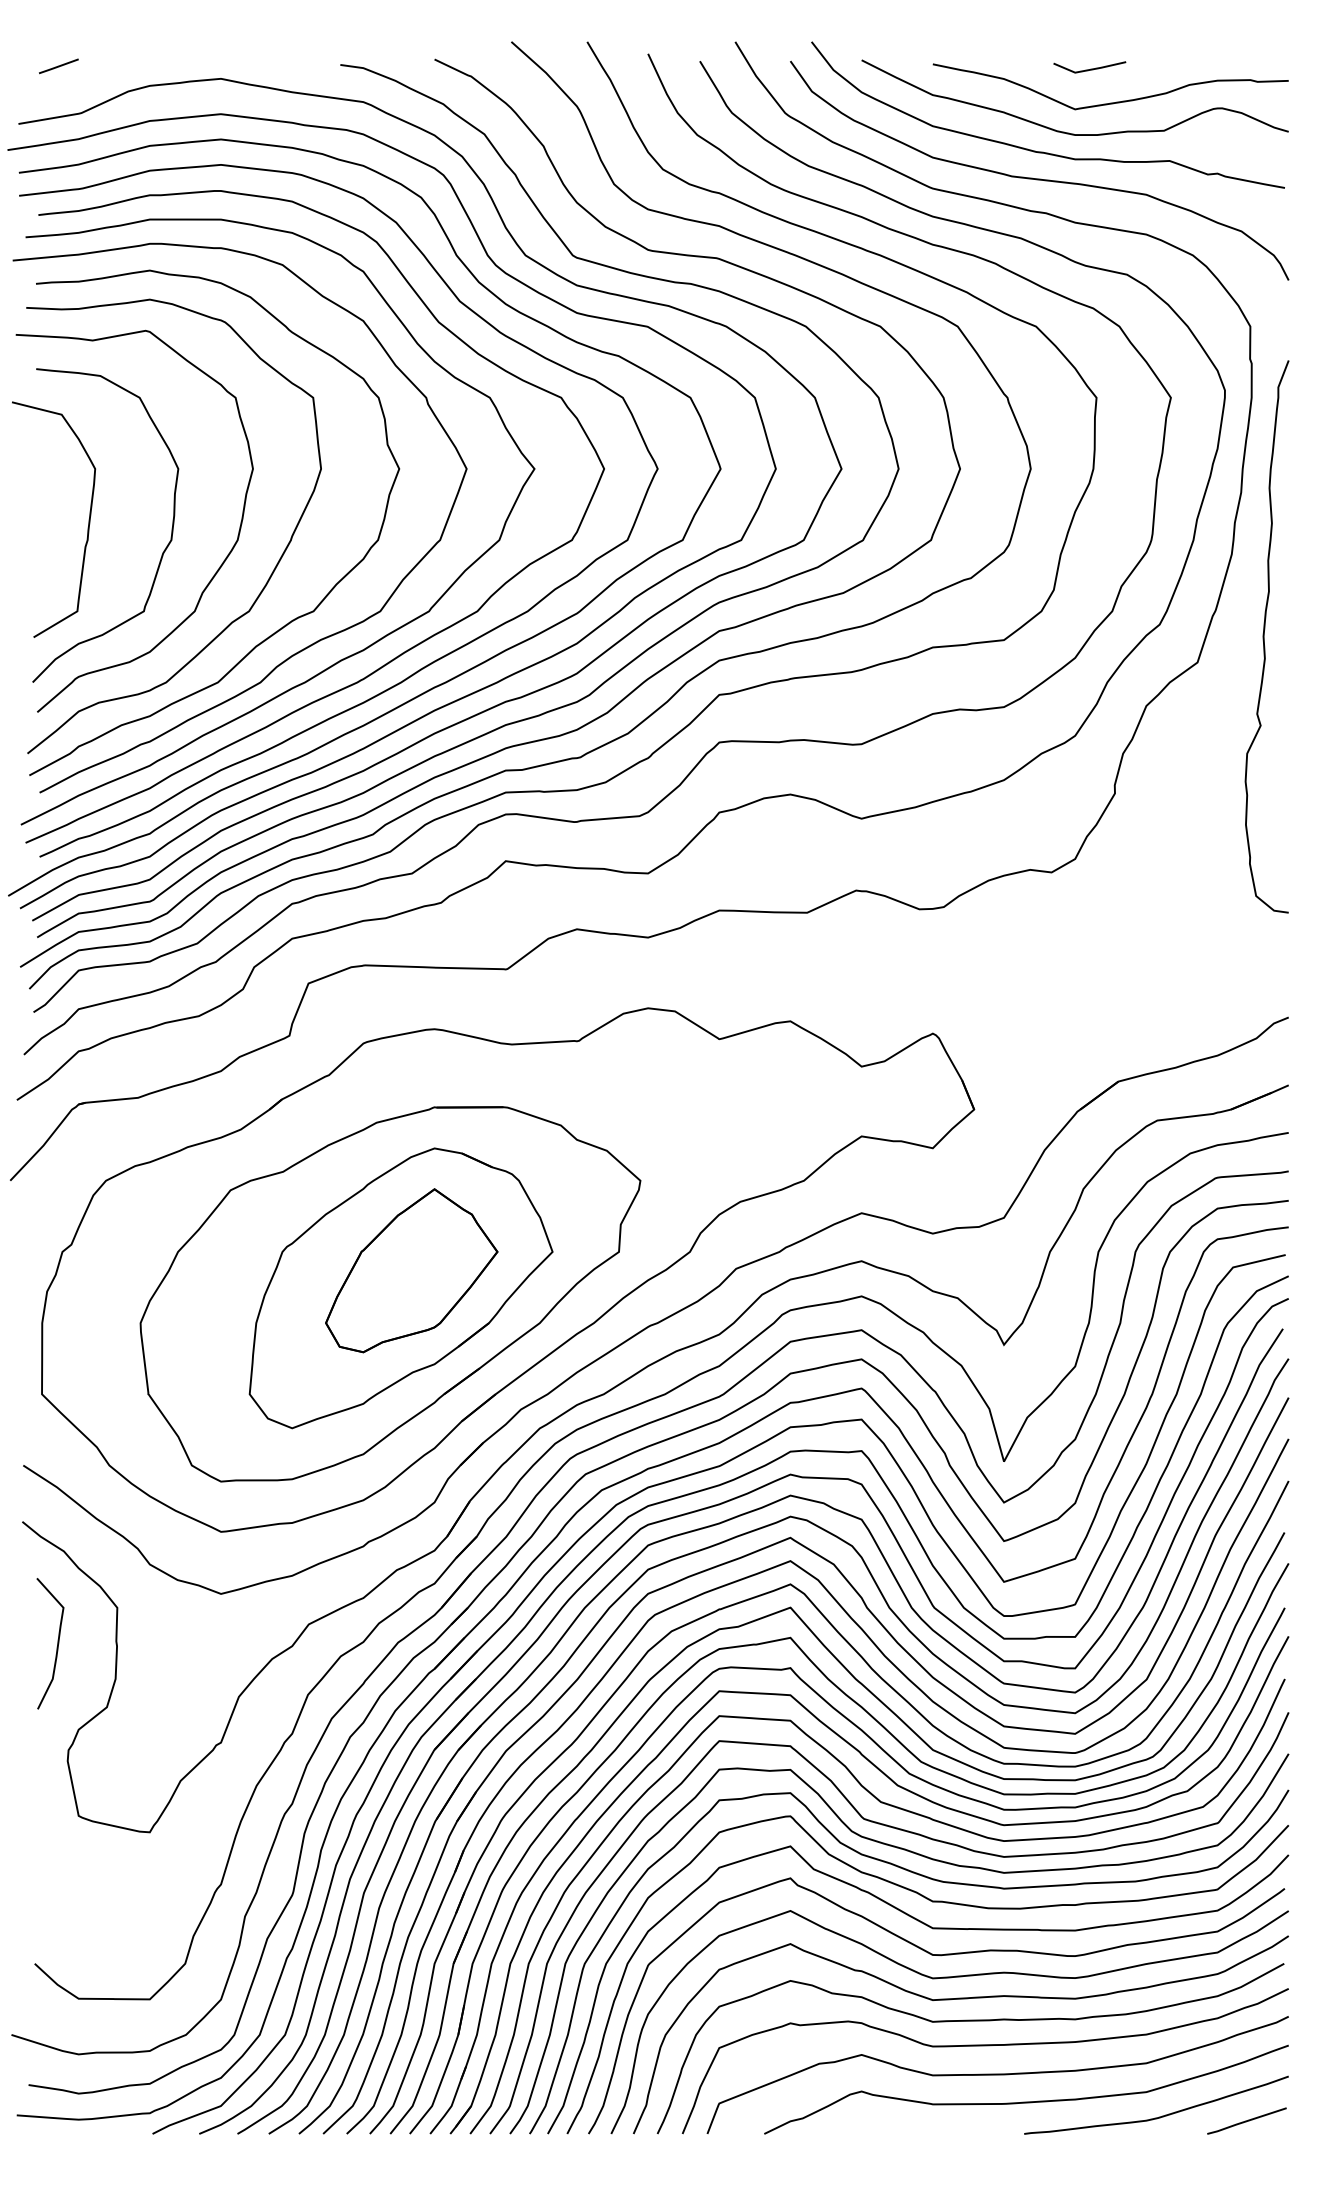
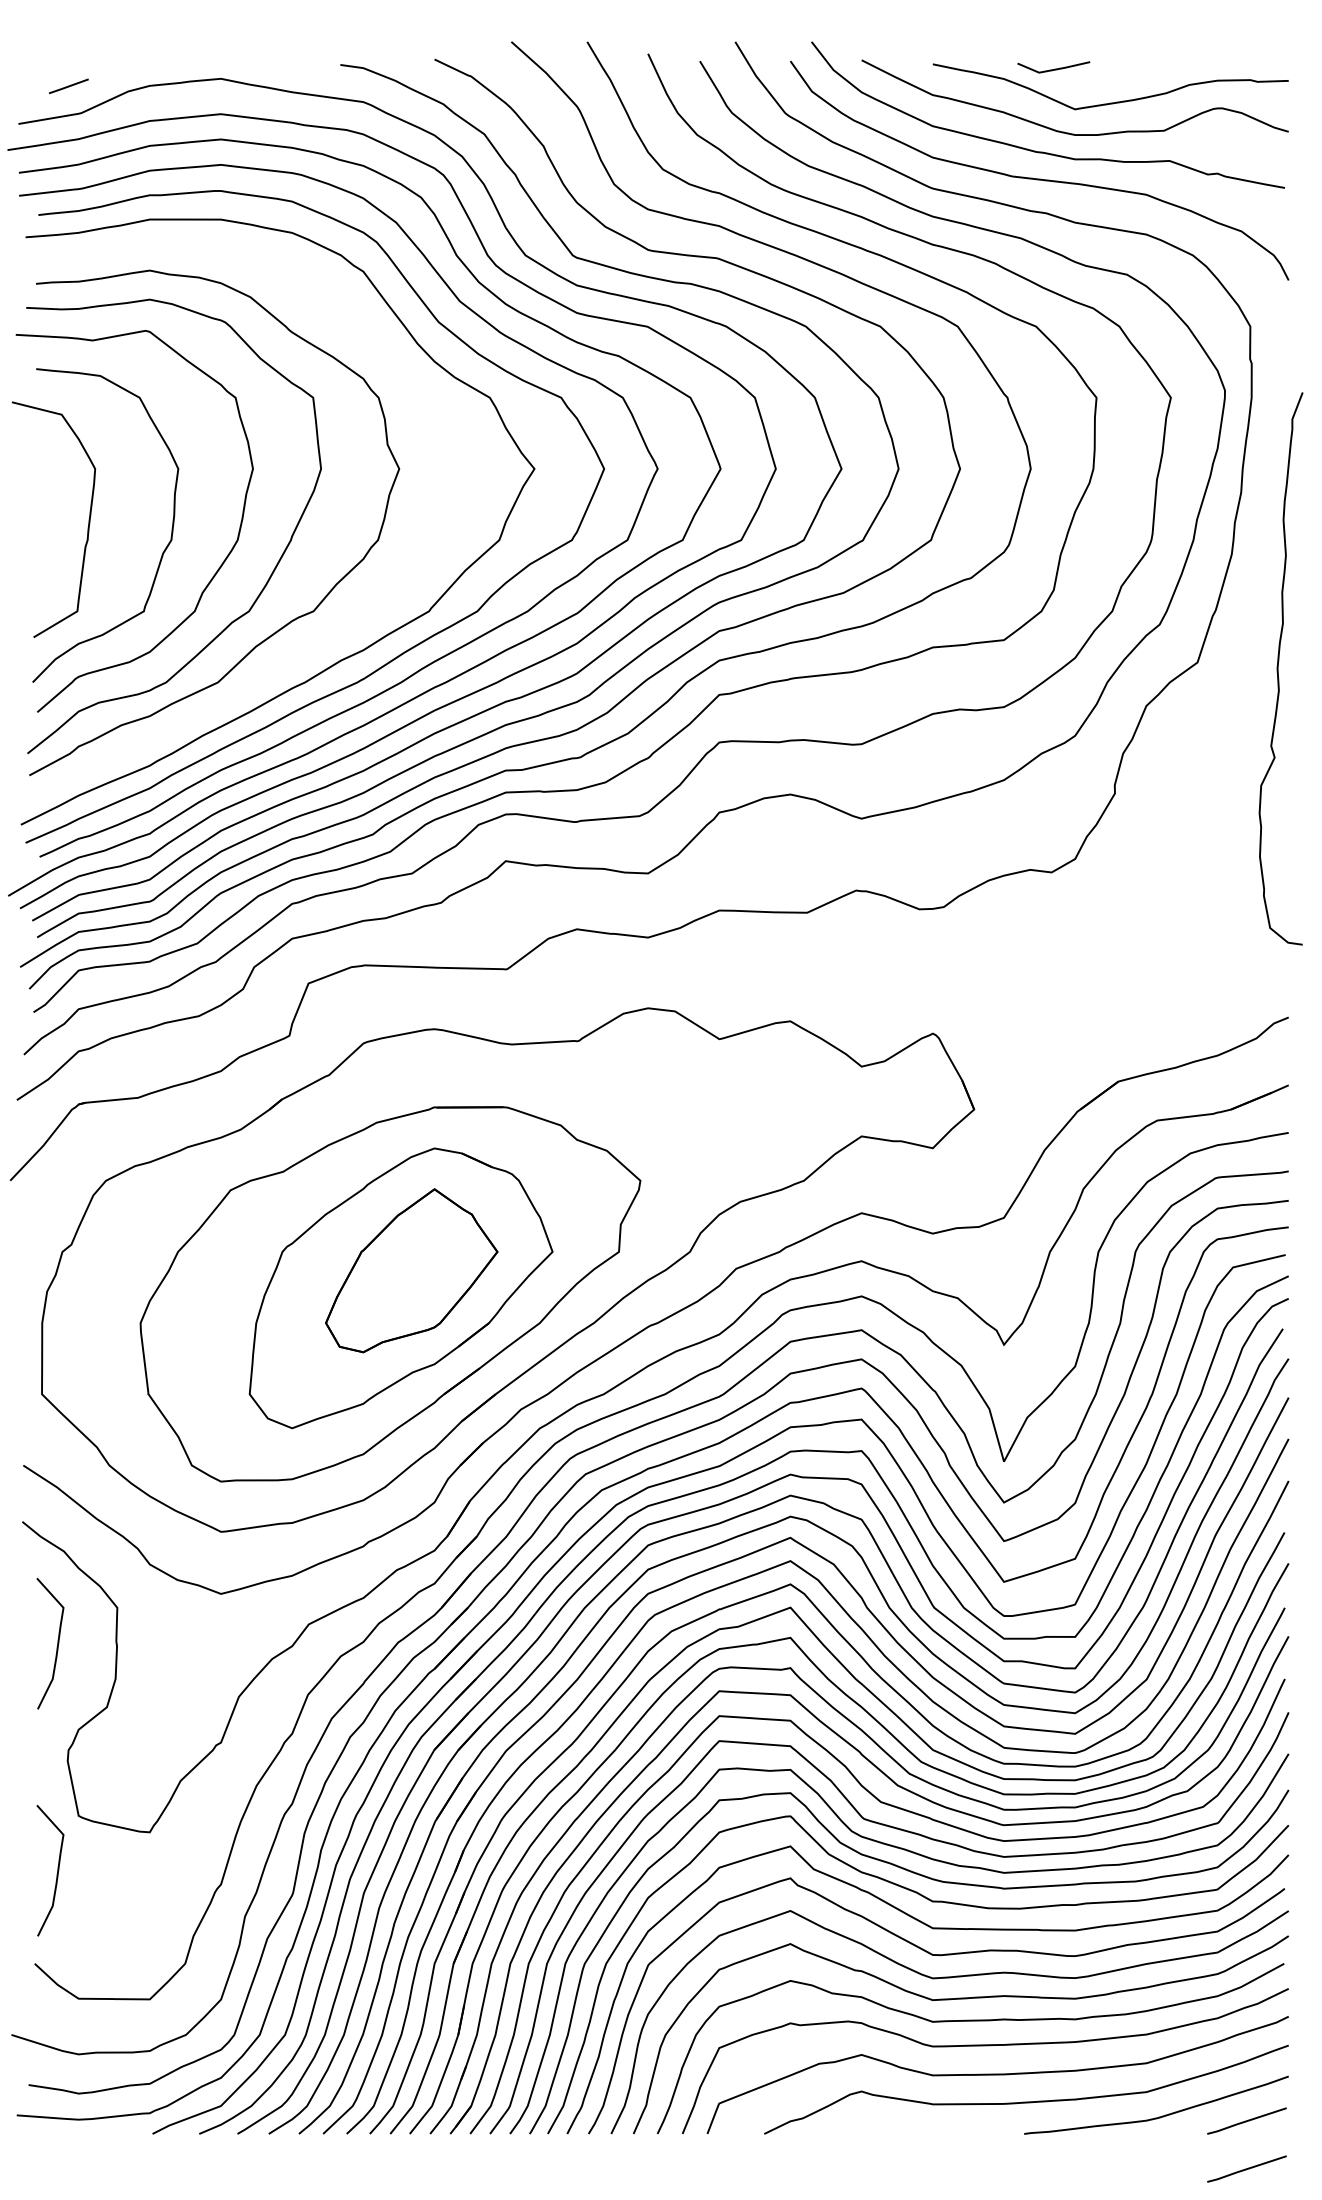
line position: (58, 66) -> (68, 86) (68, 86)
line position: (1090, 68) -> (1054, 68) (1054, 68)
curve position: (1264, 636) -> (1278, 668) (1278, 668)
curve: present -> none (306, 646)
curve: none -> present (57, 1870)
line: none -> present (1246, 2168)
